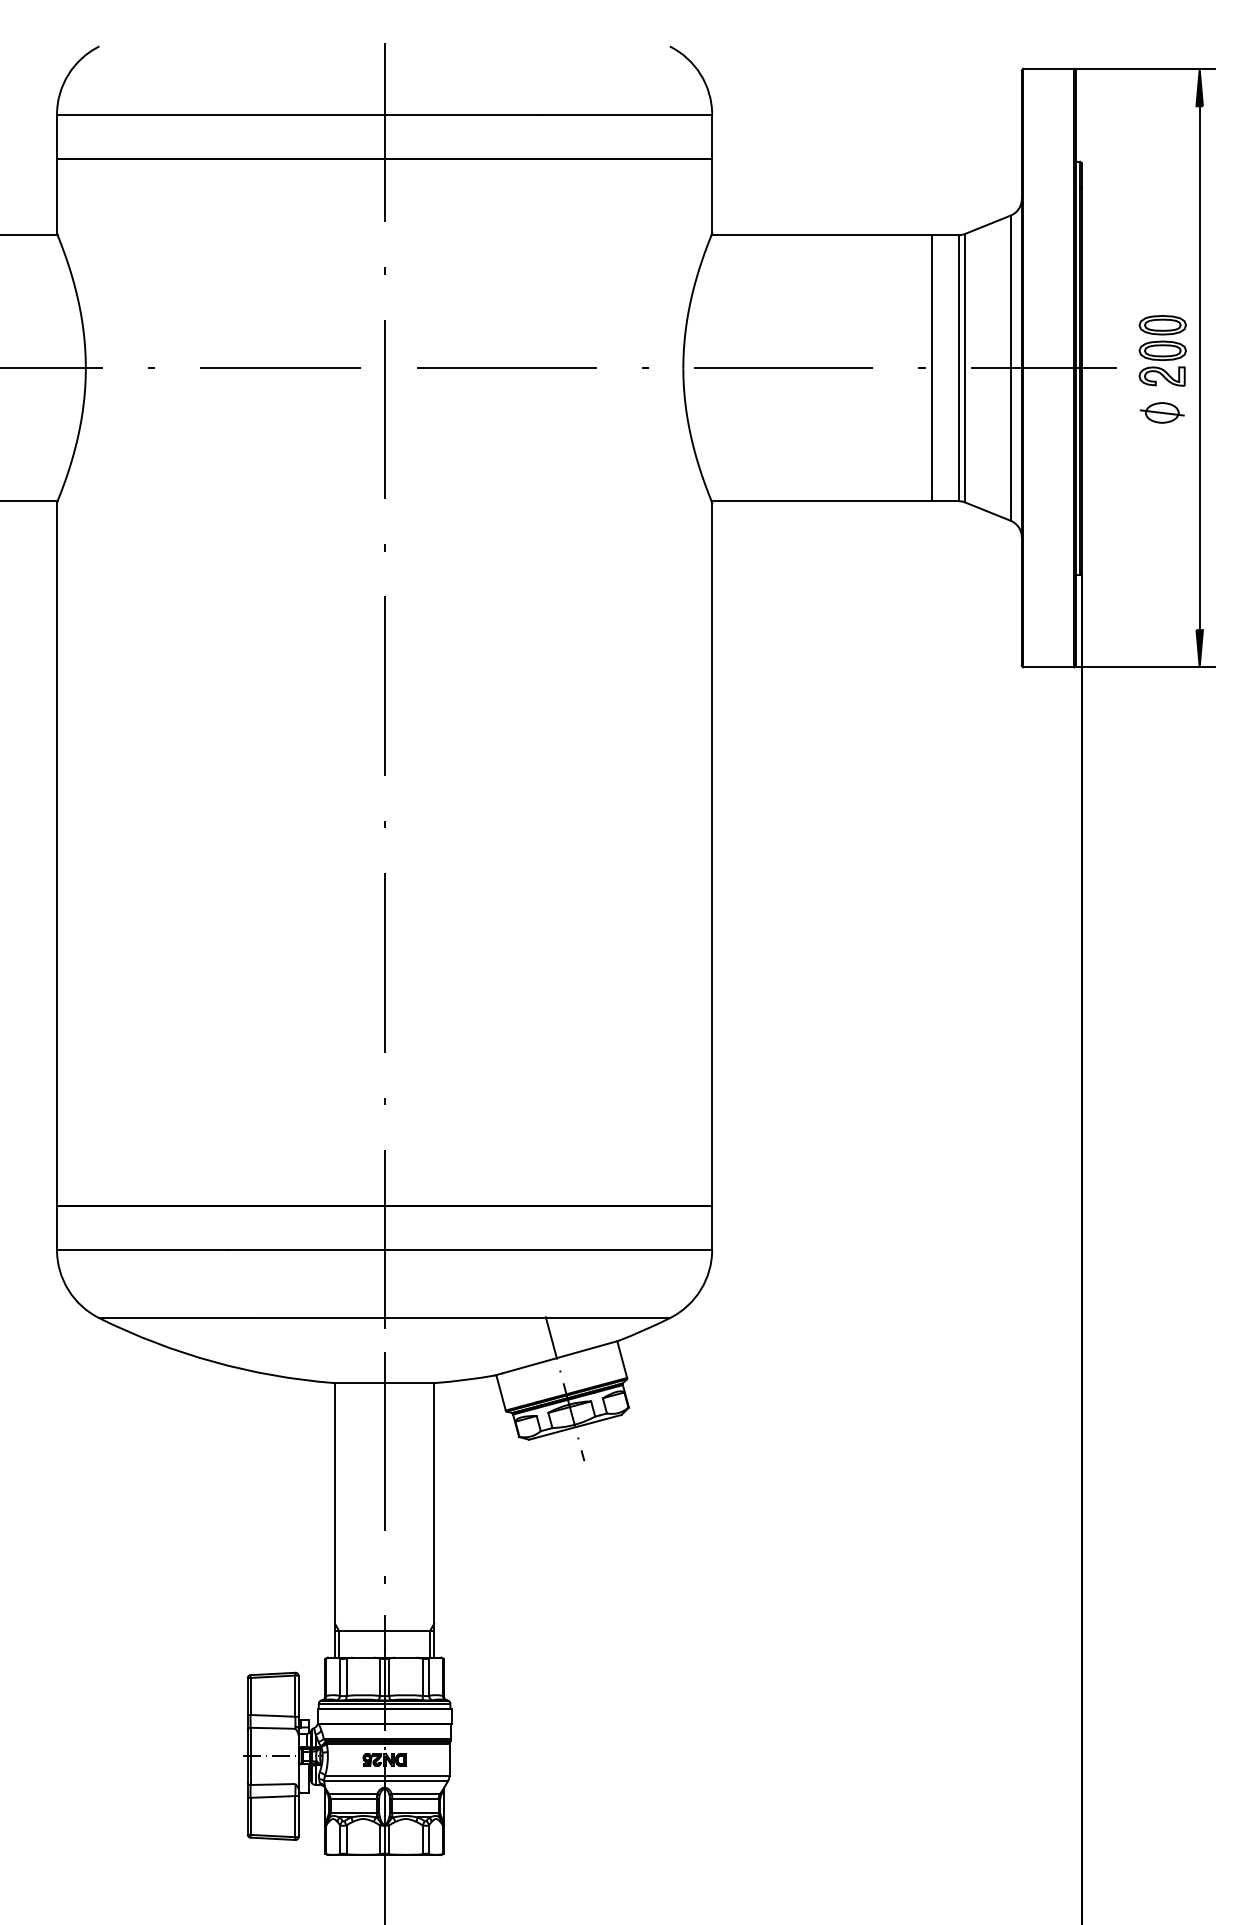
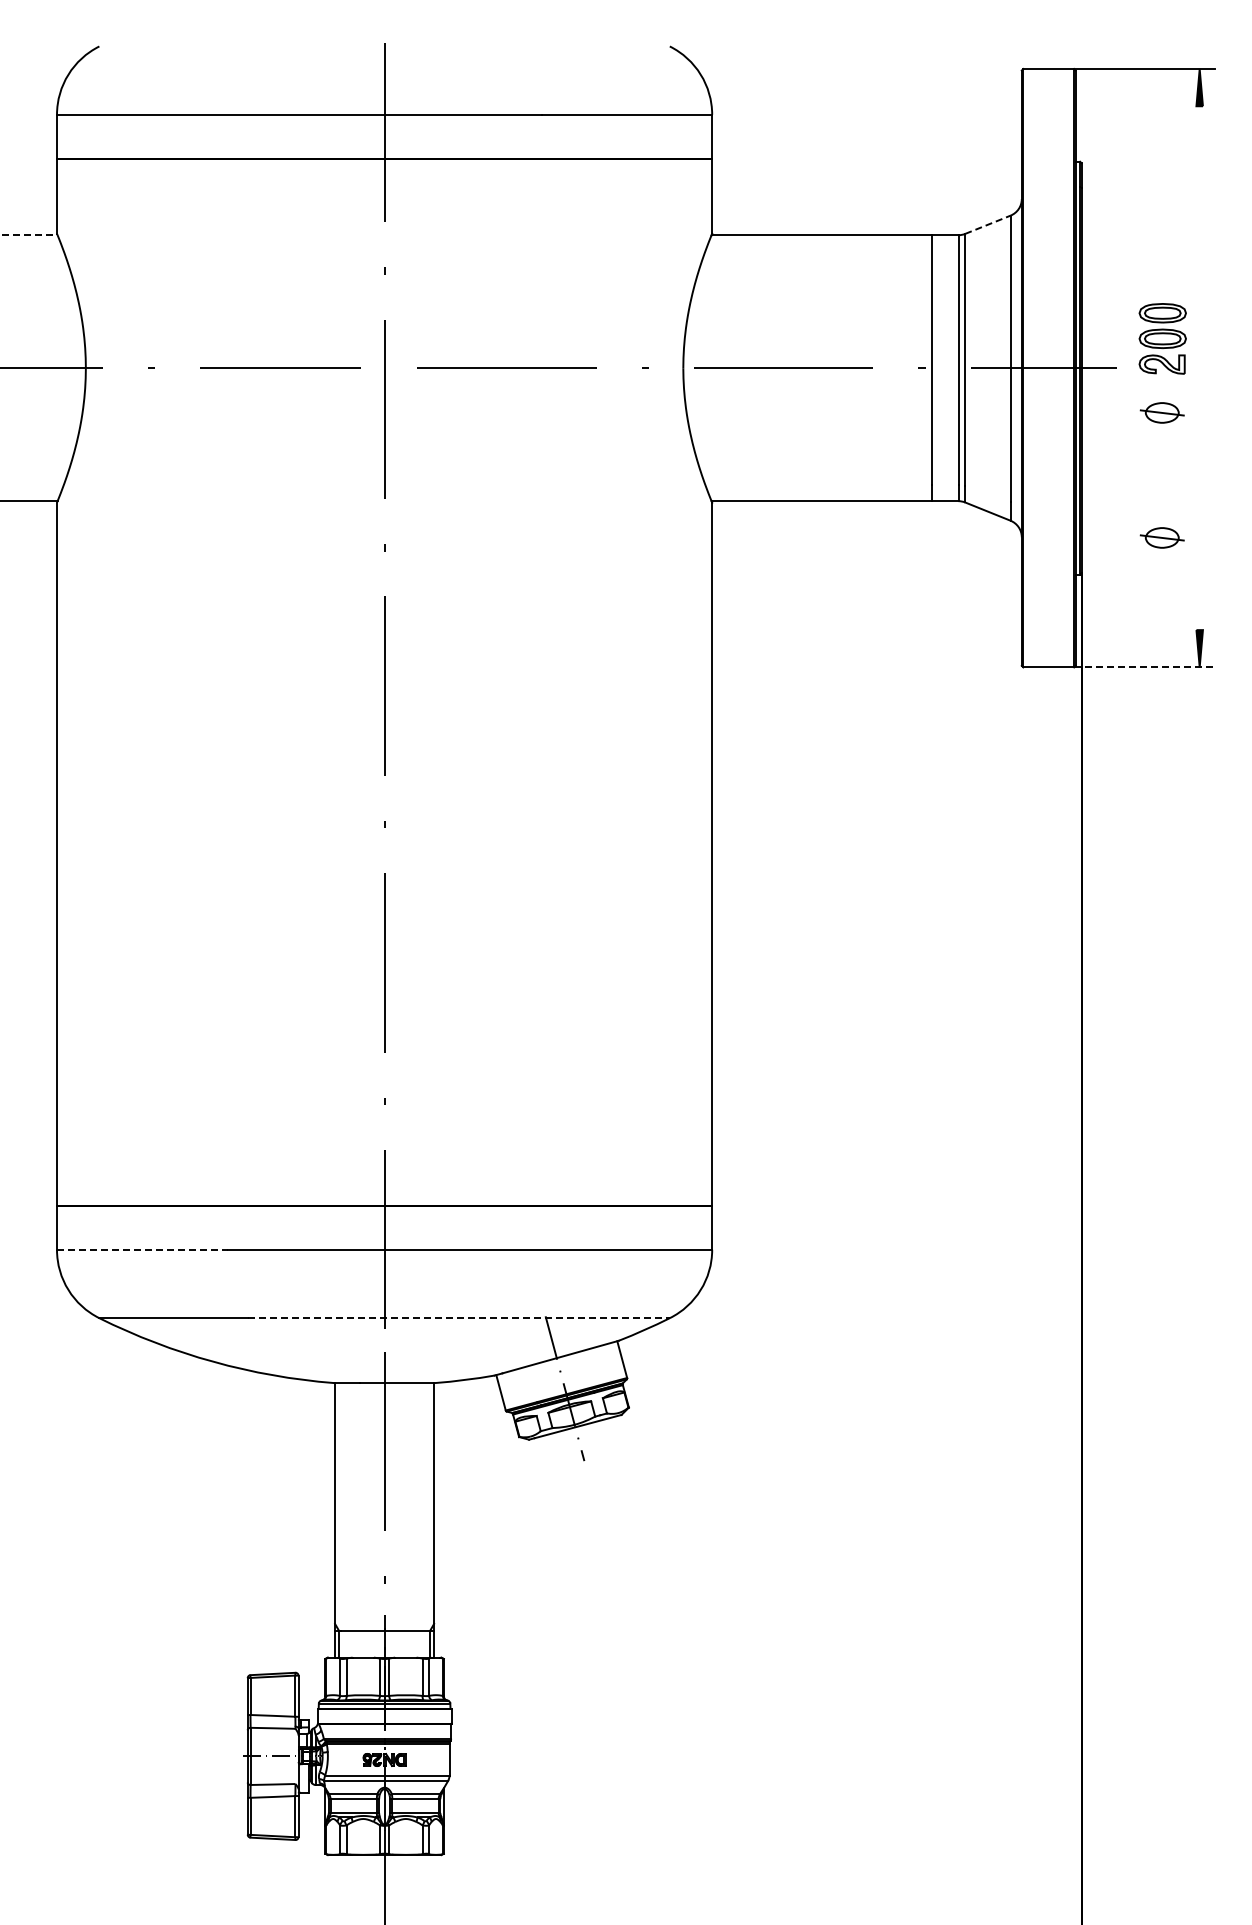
line: solid -> dashed (988, 224)
line: solid -> dashed (29, 235)
part position: (1162, 350) -> (1162, 338) (1162, 338)
line: present -> none (1199, 368)
part: none -> present (1161, 537)
line: solid -> dashed (1144, 667)
line: solid -> dashed (142, 1249)
line: solid -> dashed (458, 1318)
